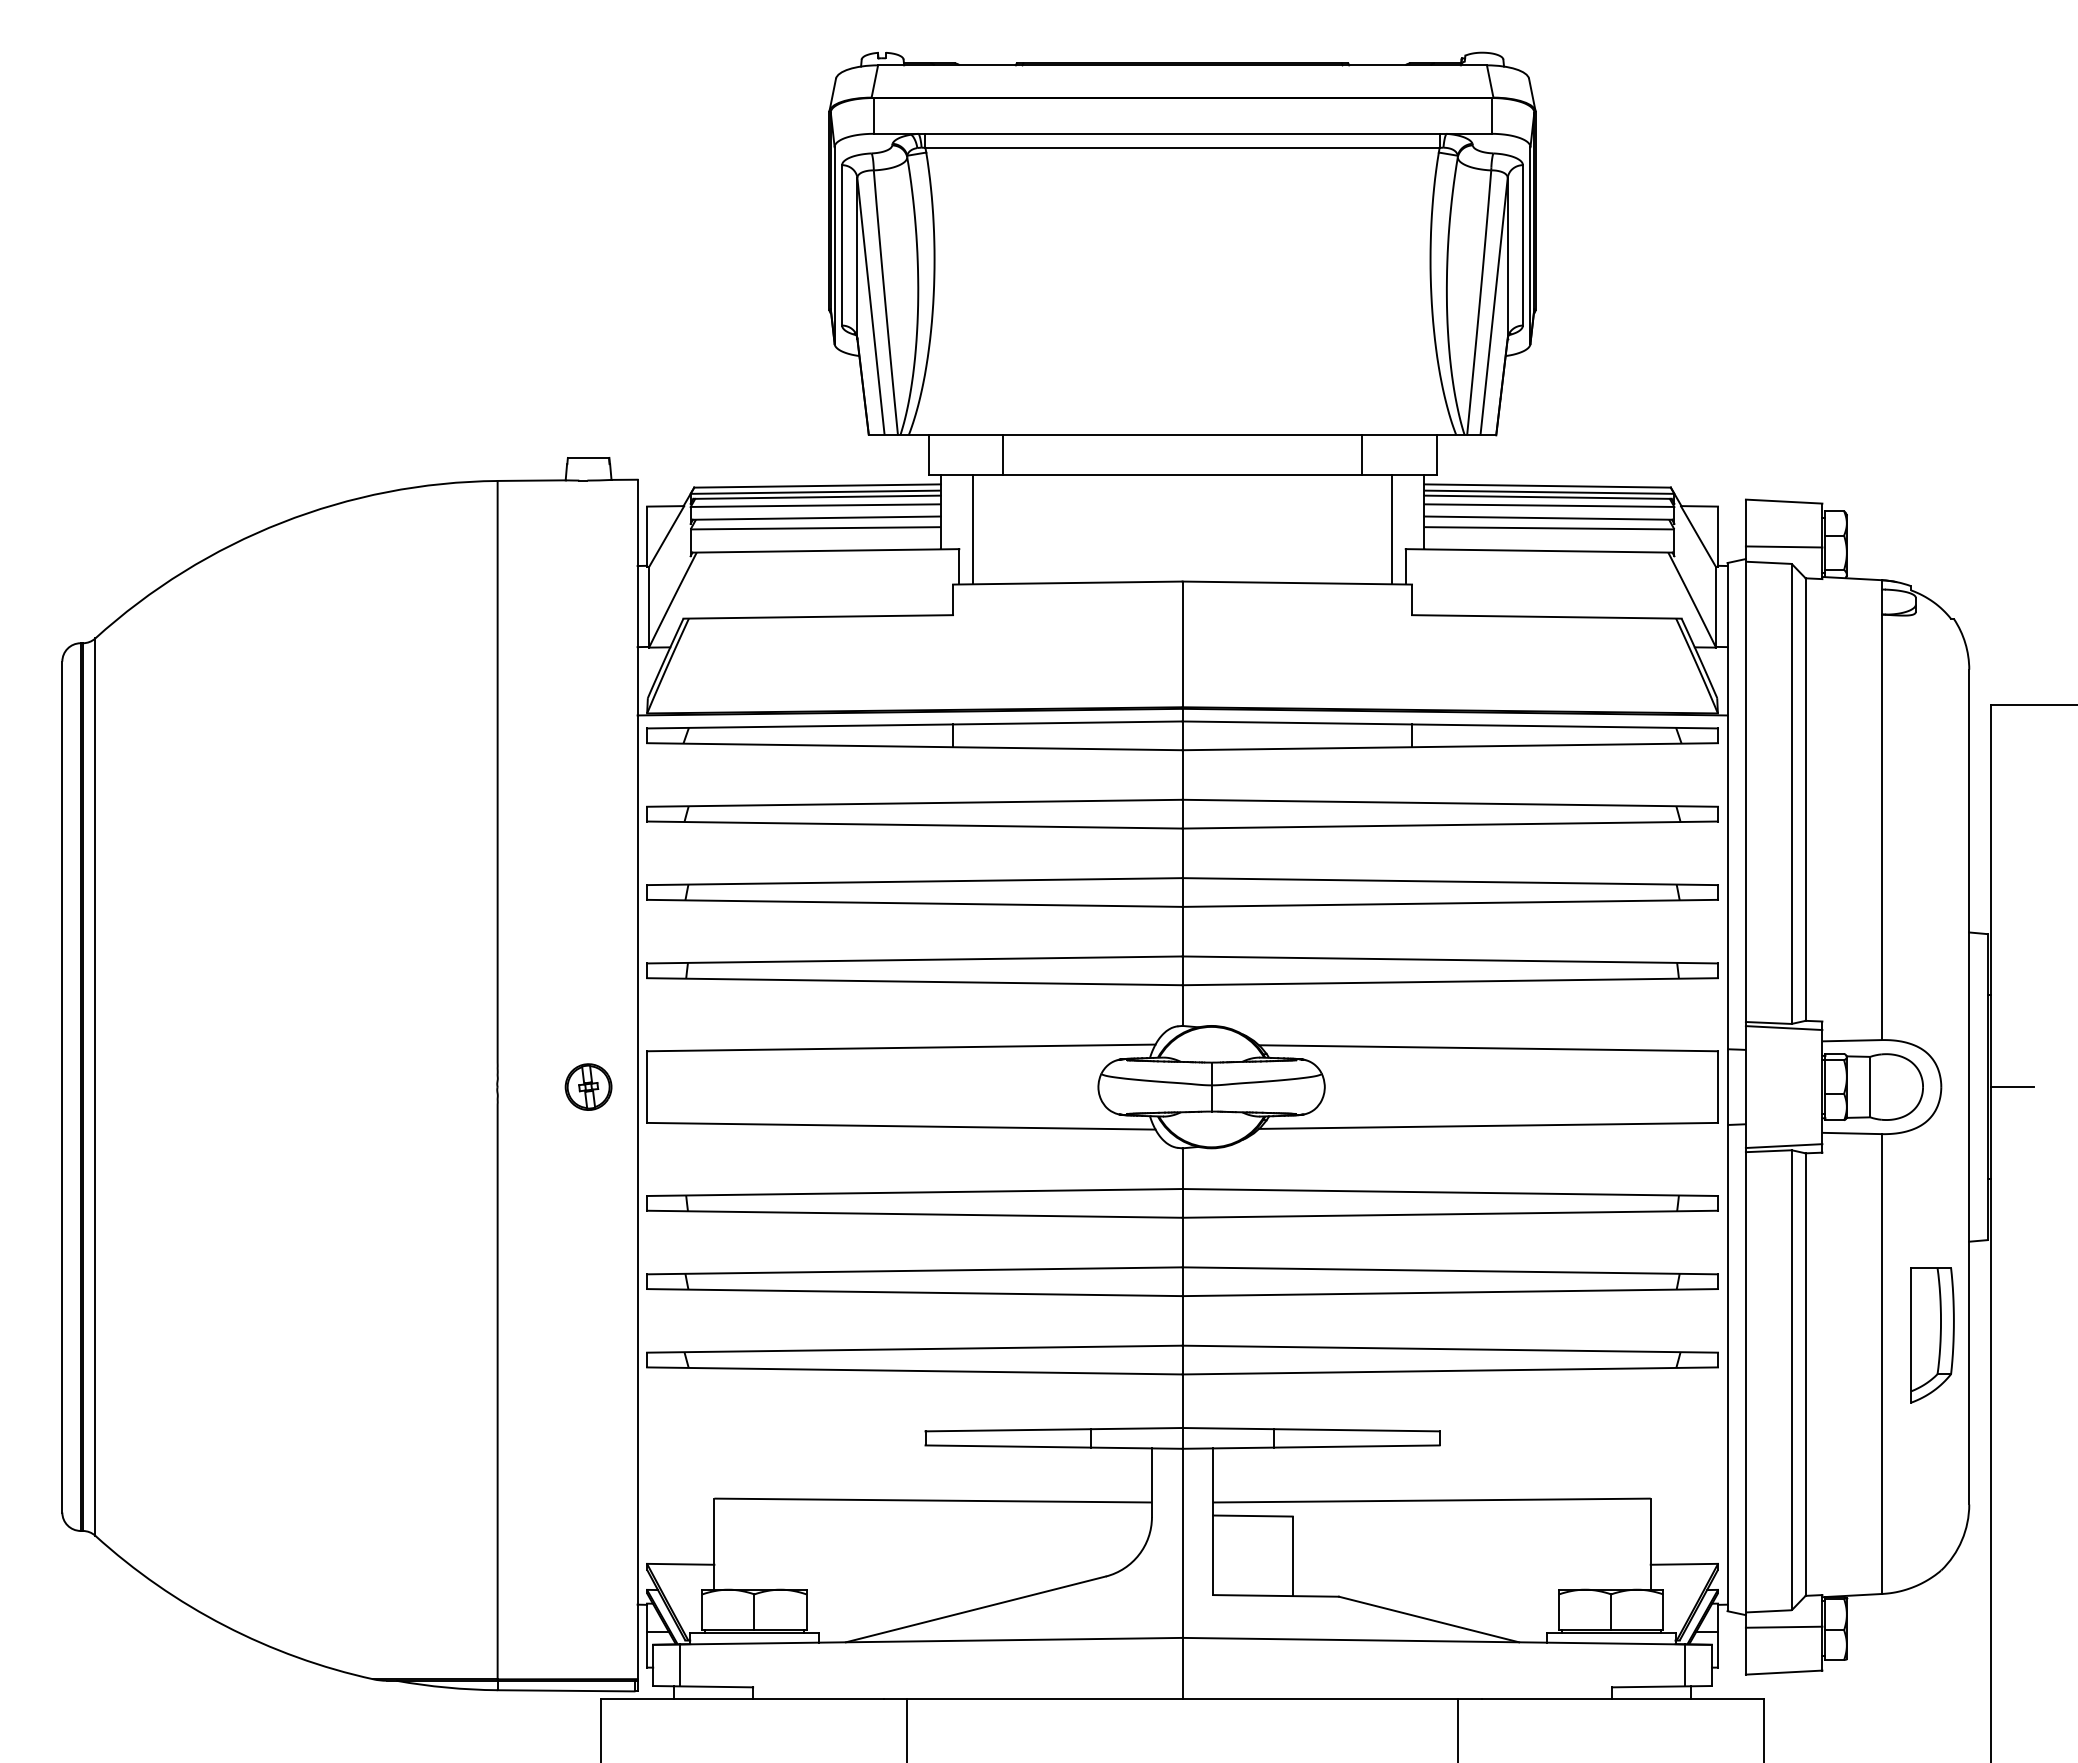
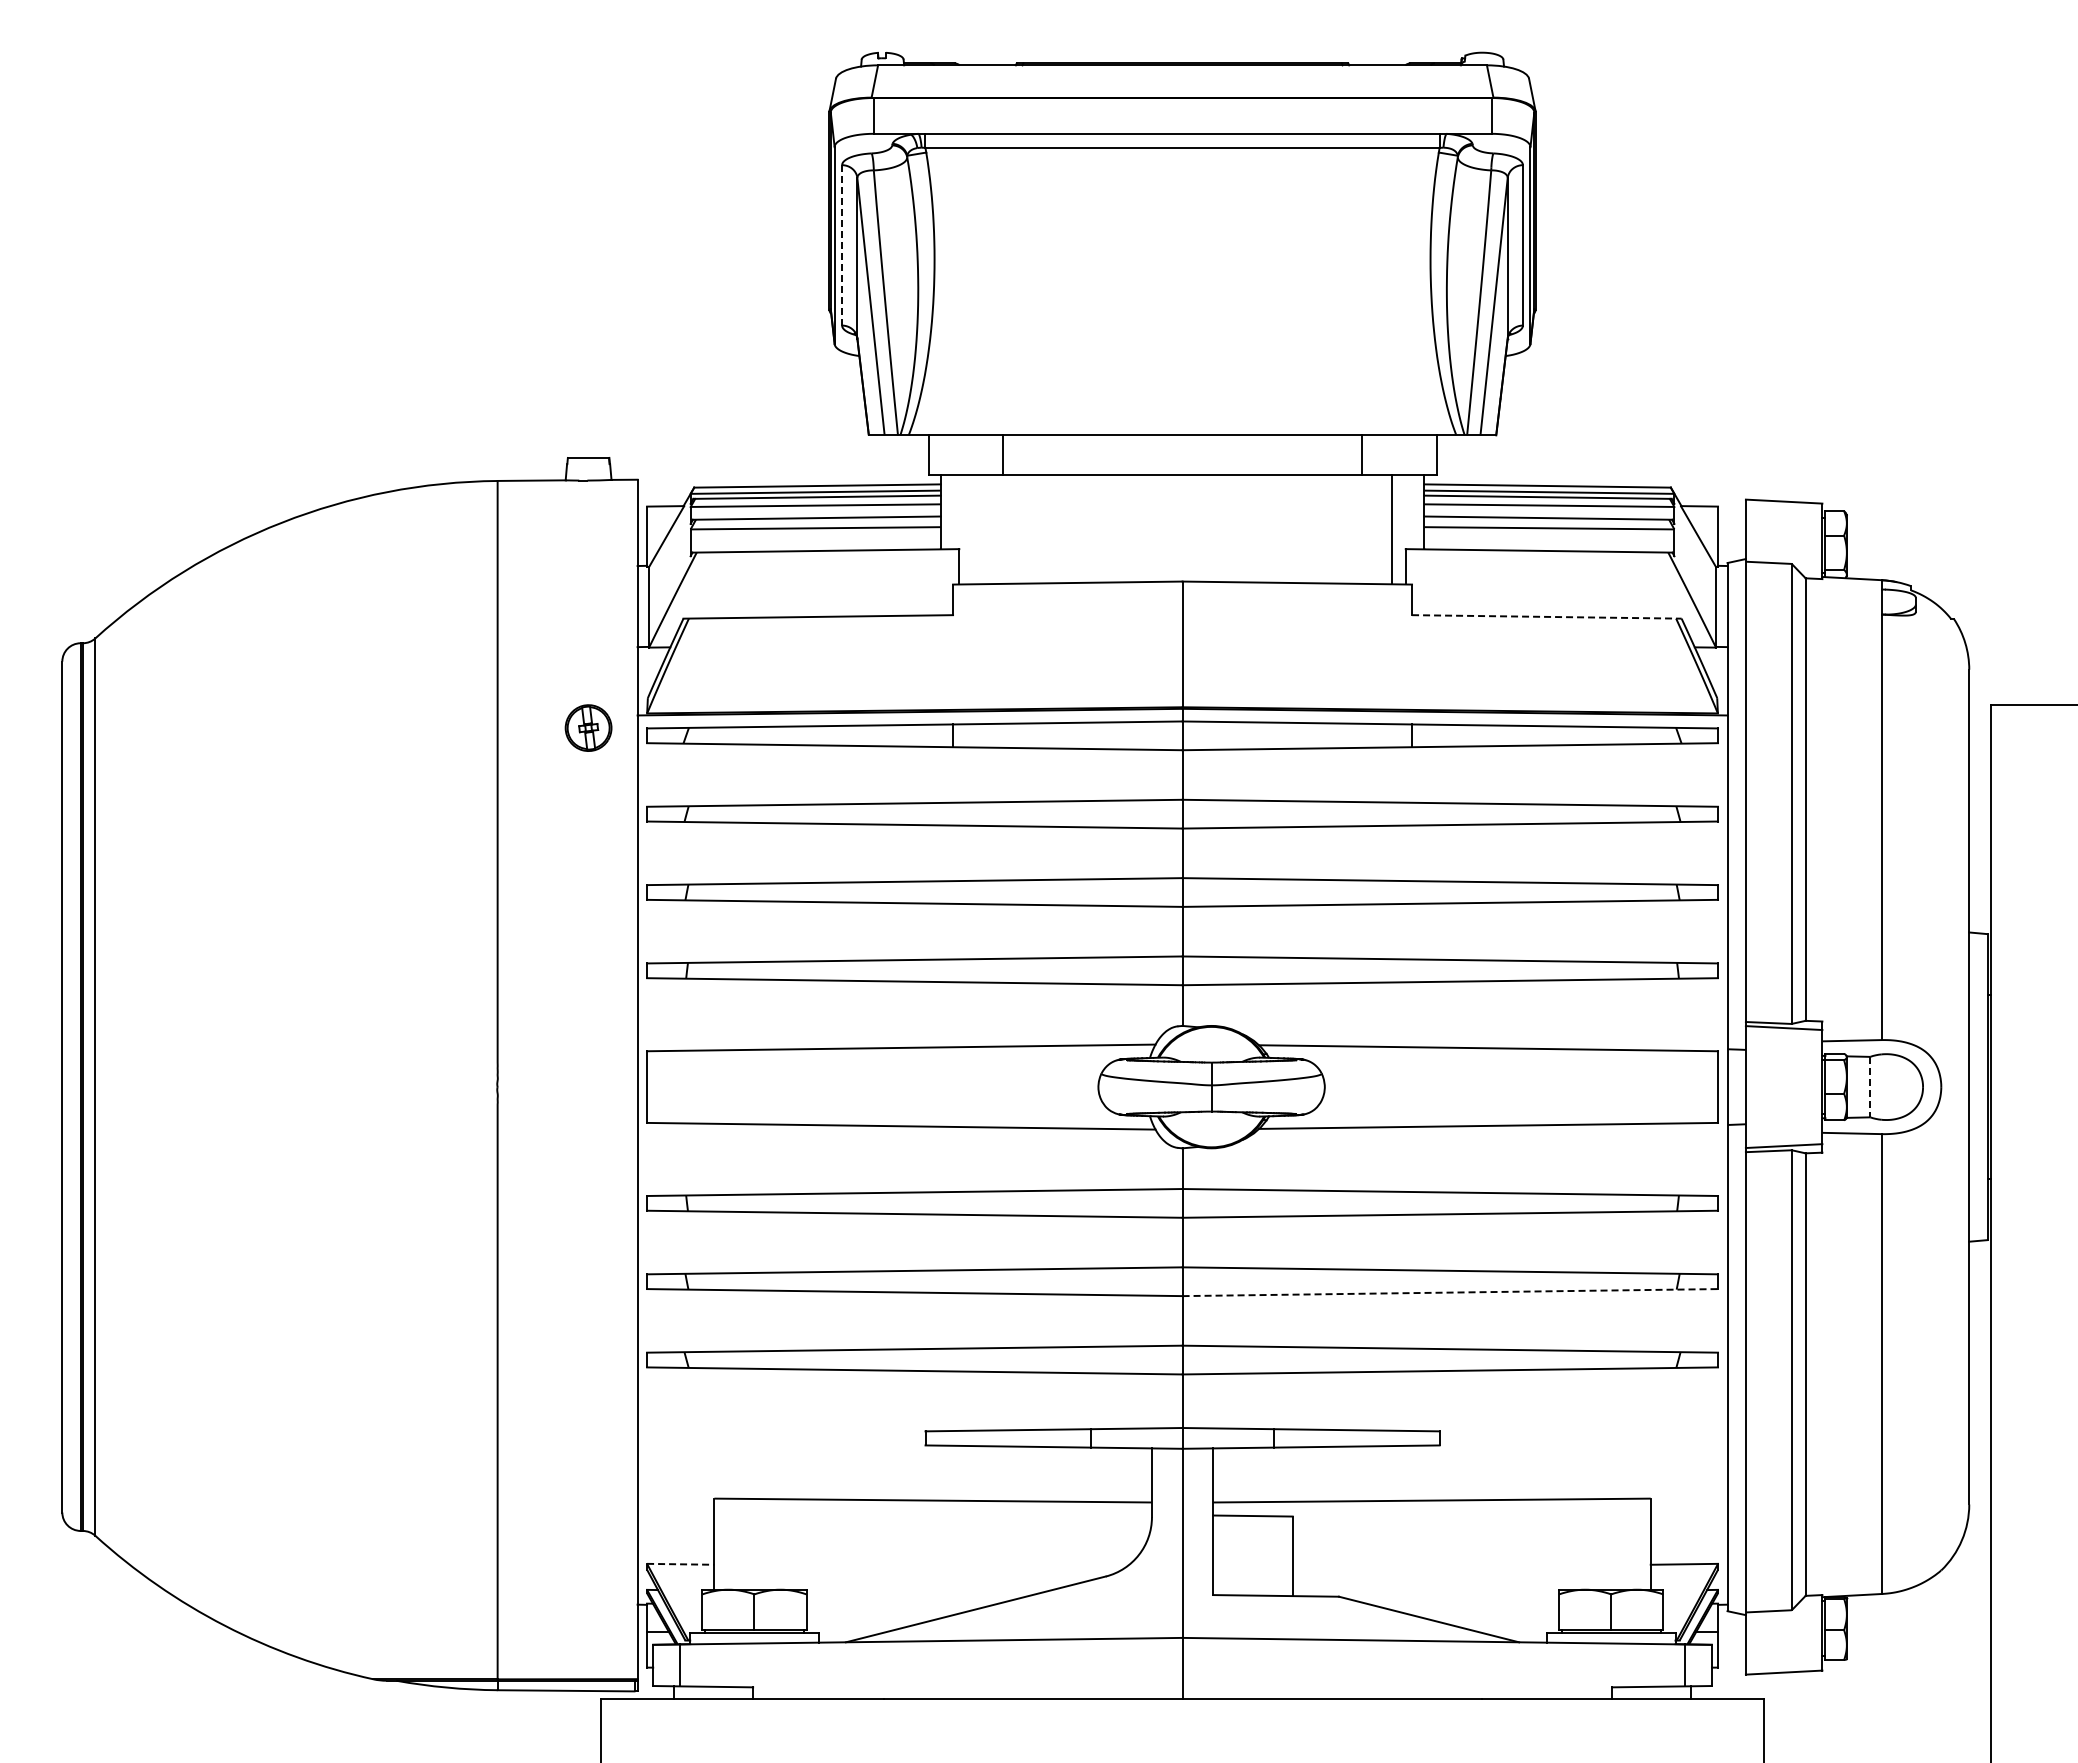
line: solid -> dashed (842, 245)
line: present -> none (972, 529)
line: present -> none (1783, 546)
line: solid -> dashed (1546, 616)
part position: (588, 1086) -> (588, 727) (588, 727)
line: solid -> dashed (1870, 1087)
line: present -> none (2011, 1087)
line: solid -> dashed (1450, 1292)
part: present -> none (1932, 1335)
line: solid -> dashed (680, 1564)
line: present -> none (1783, 1626)
line: present -> none (907, 1729)
line: present -> none (1458, 1729)
